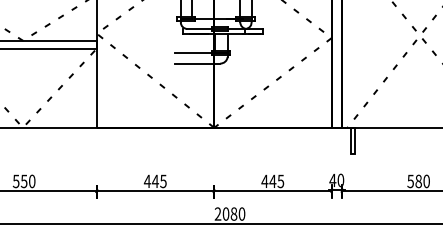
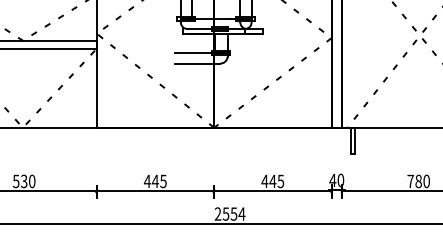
text: 550 -> 530 (24, 180)
text: 580 -> 780 (410, 181)
text: 2080 -> 2554 (233, 213)
